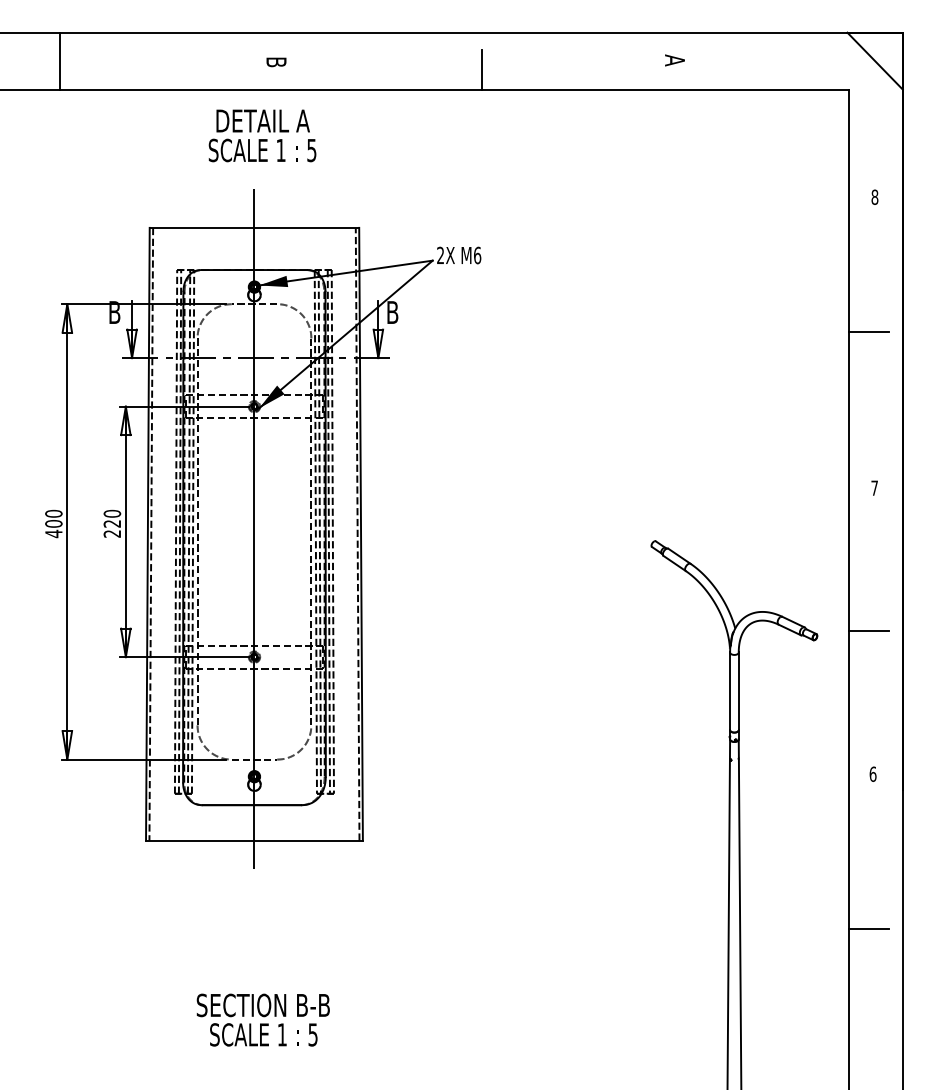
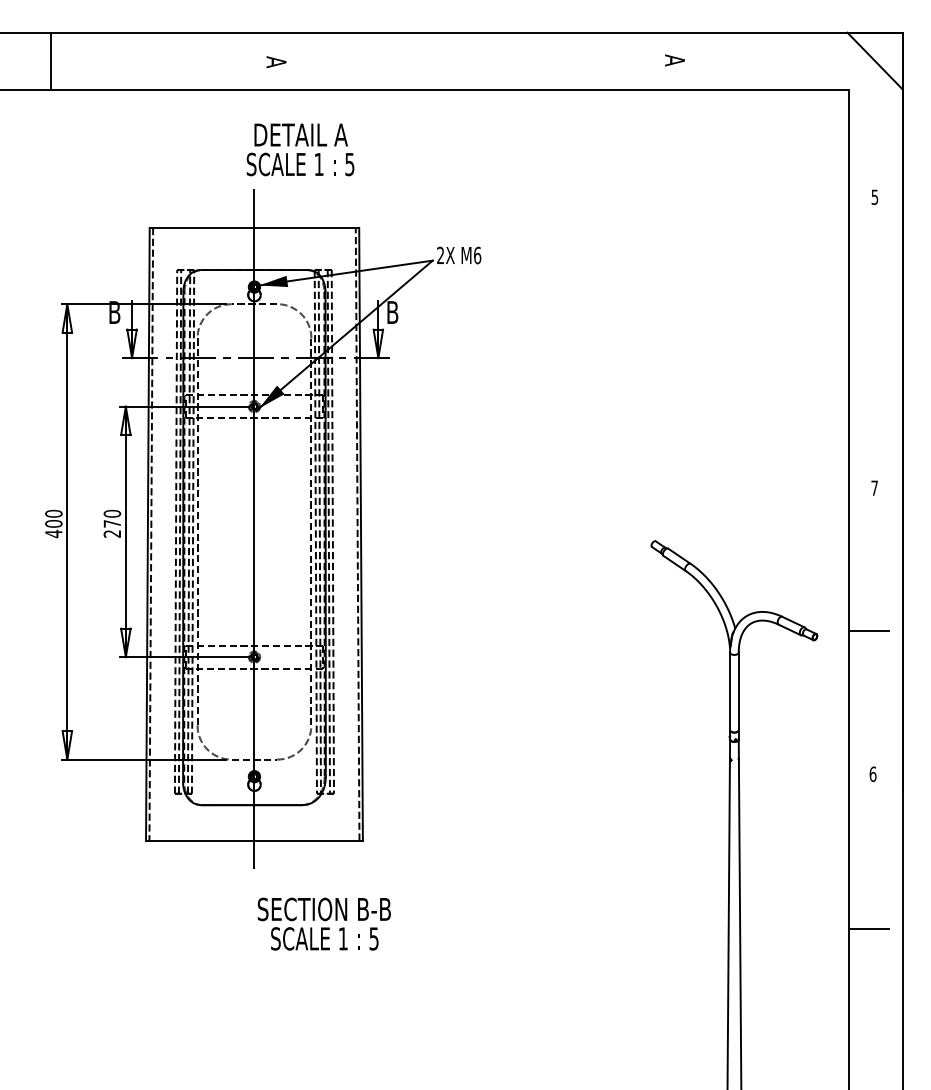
line position: (60, 60) -> (51, 60) (51, 60)
text: B -> A (276, 62)
line: present -> none (481, 69)
text position: (262, 135) -> (300, 149) (300, 149)
text: 8 -> 5 (874, 196)
line: present -> none (868, 332)
text: 220 -> 270 (111, 523)
text position: (262, 1019) -> (323, 923) (323, 923)
